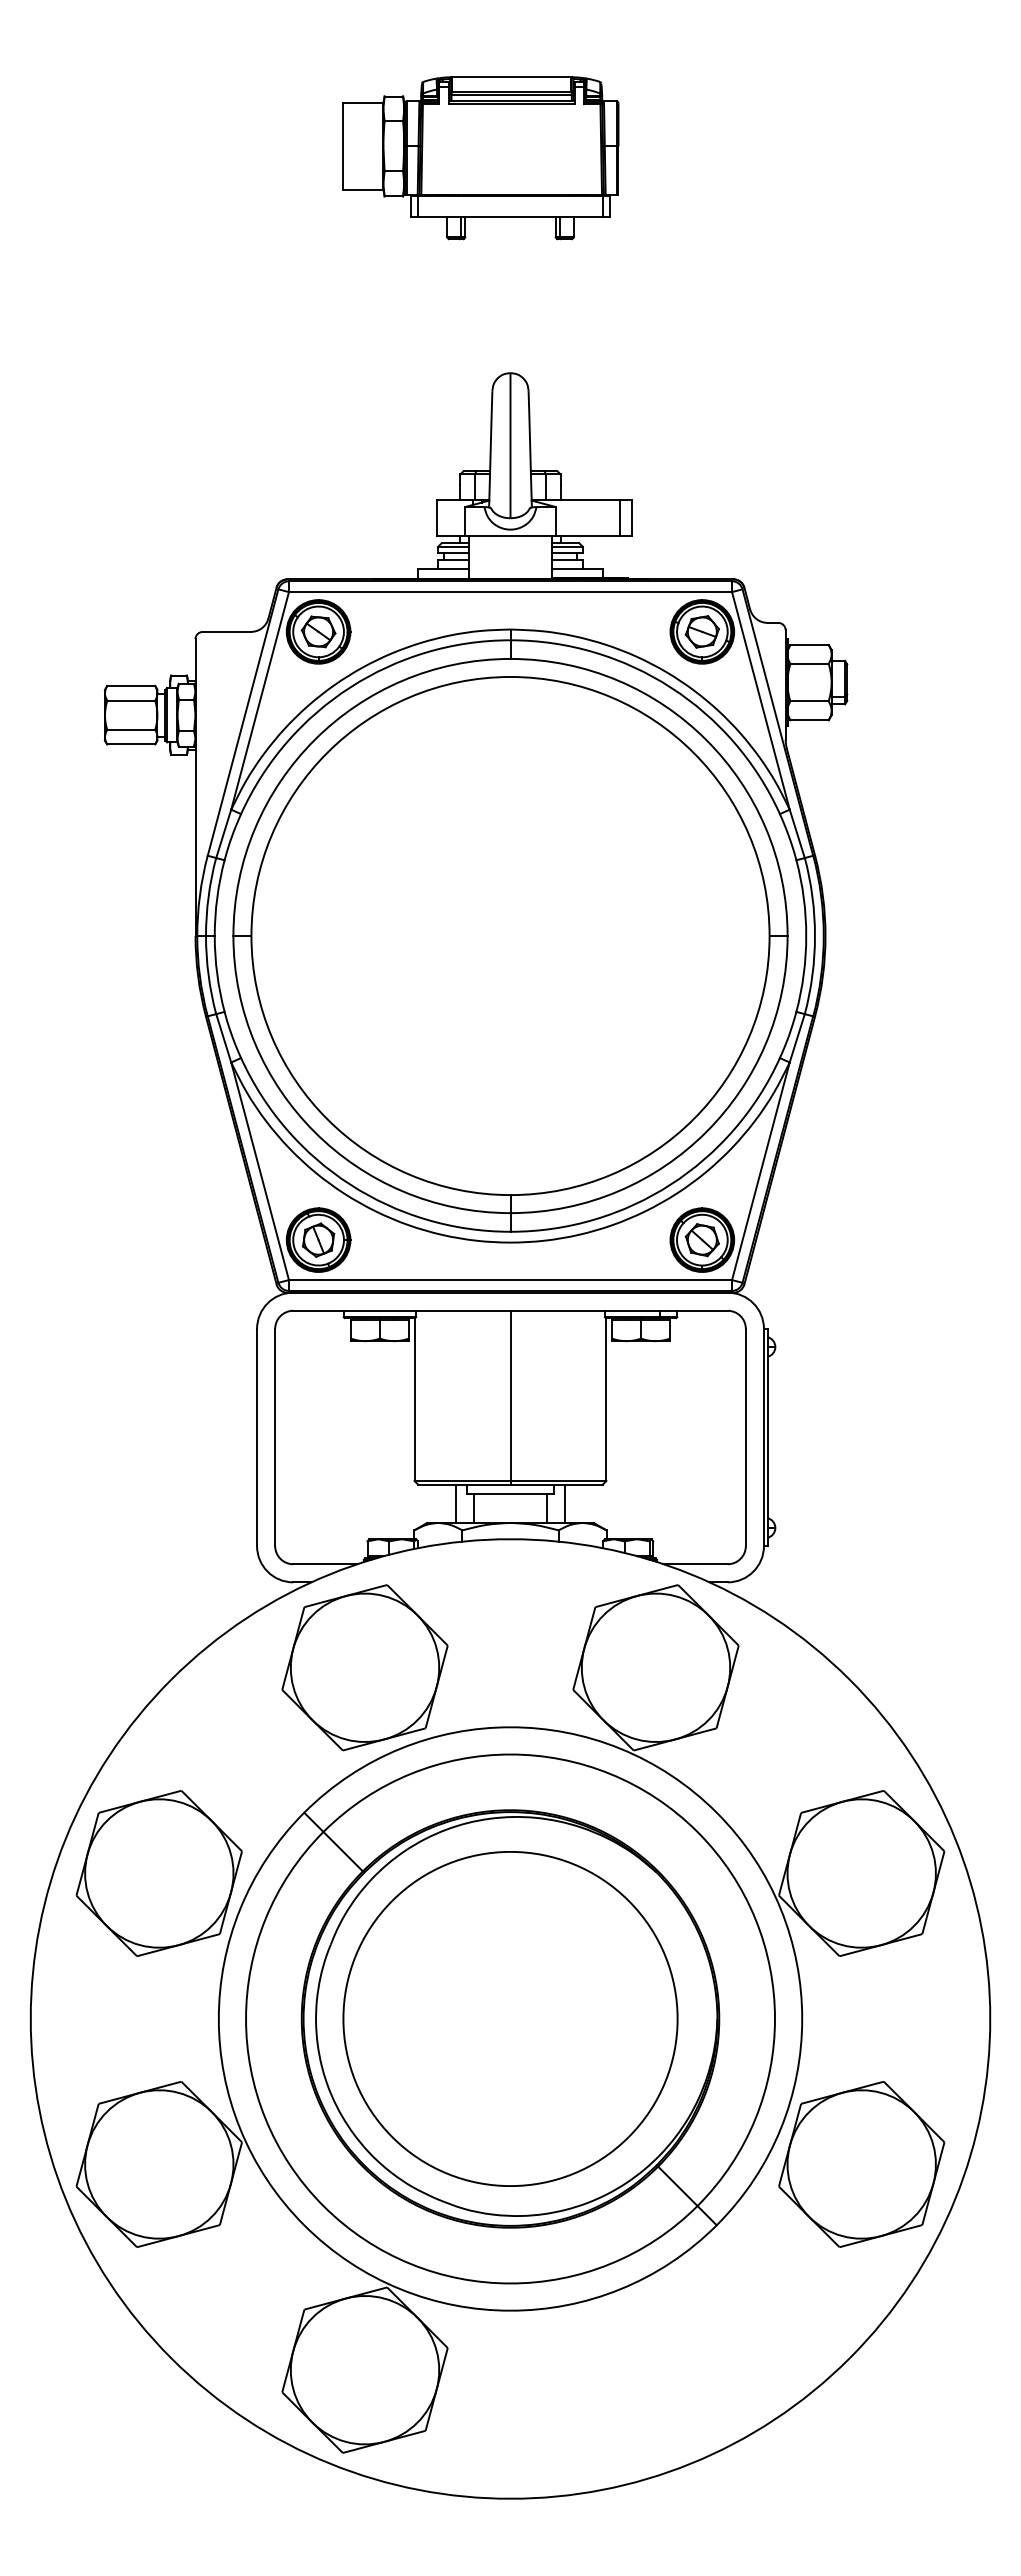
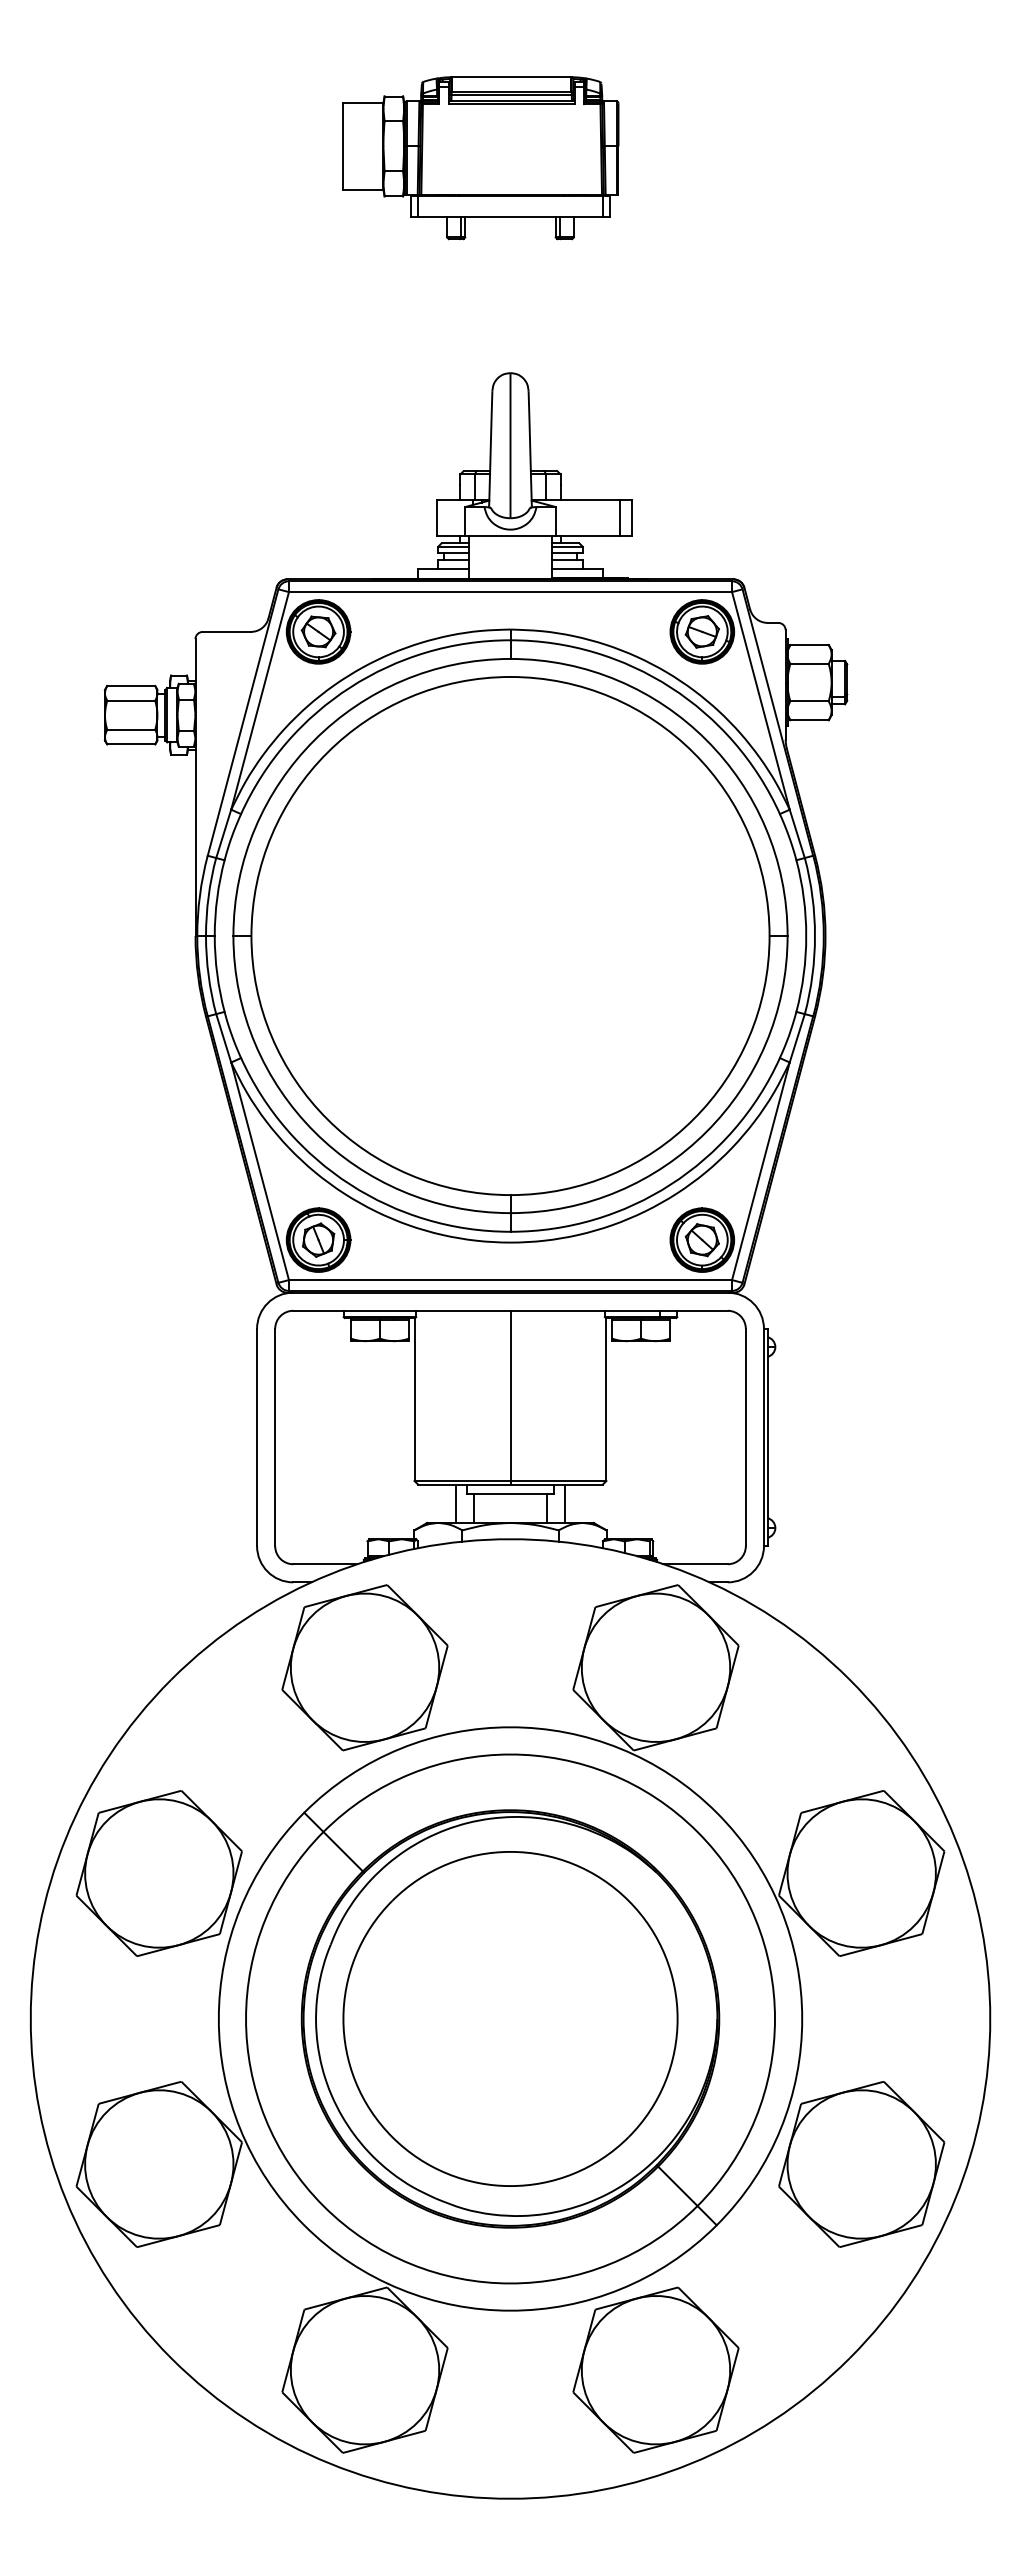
part: none -> present (655, 2369)
